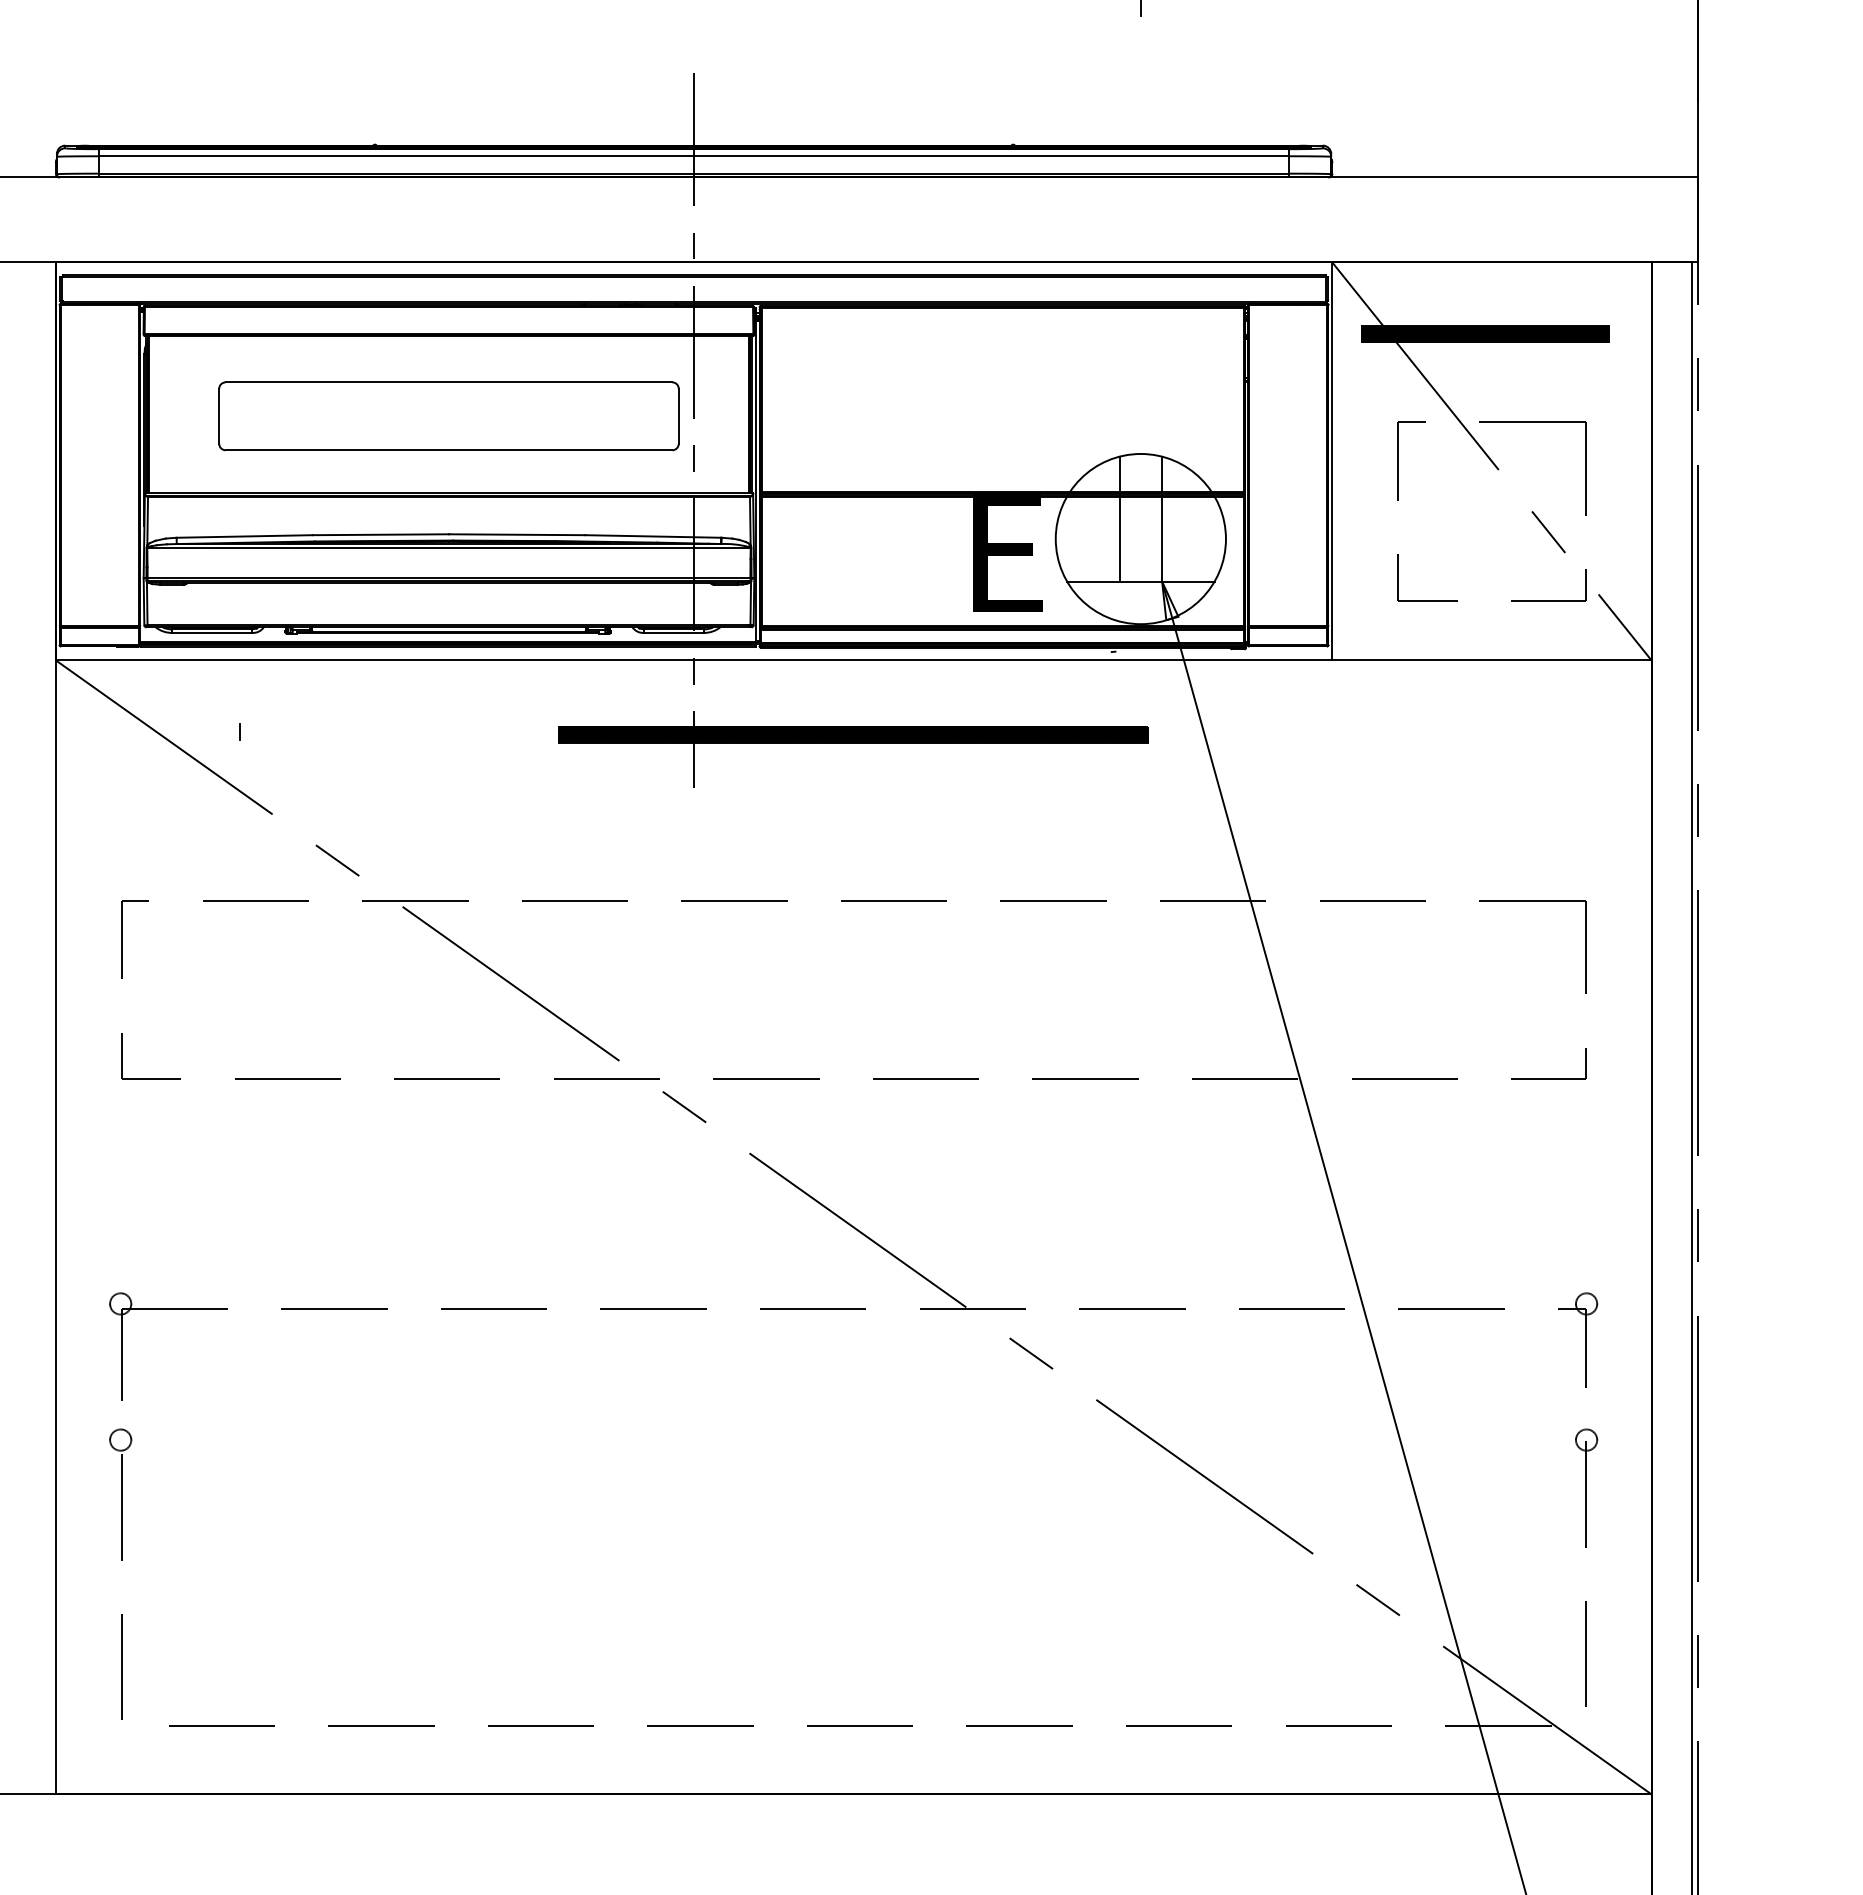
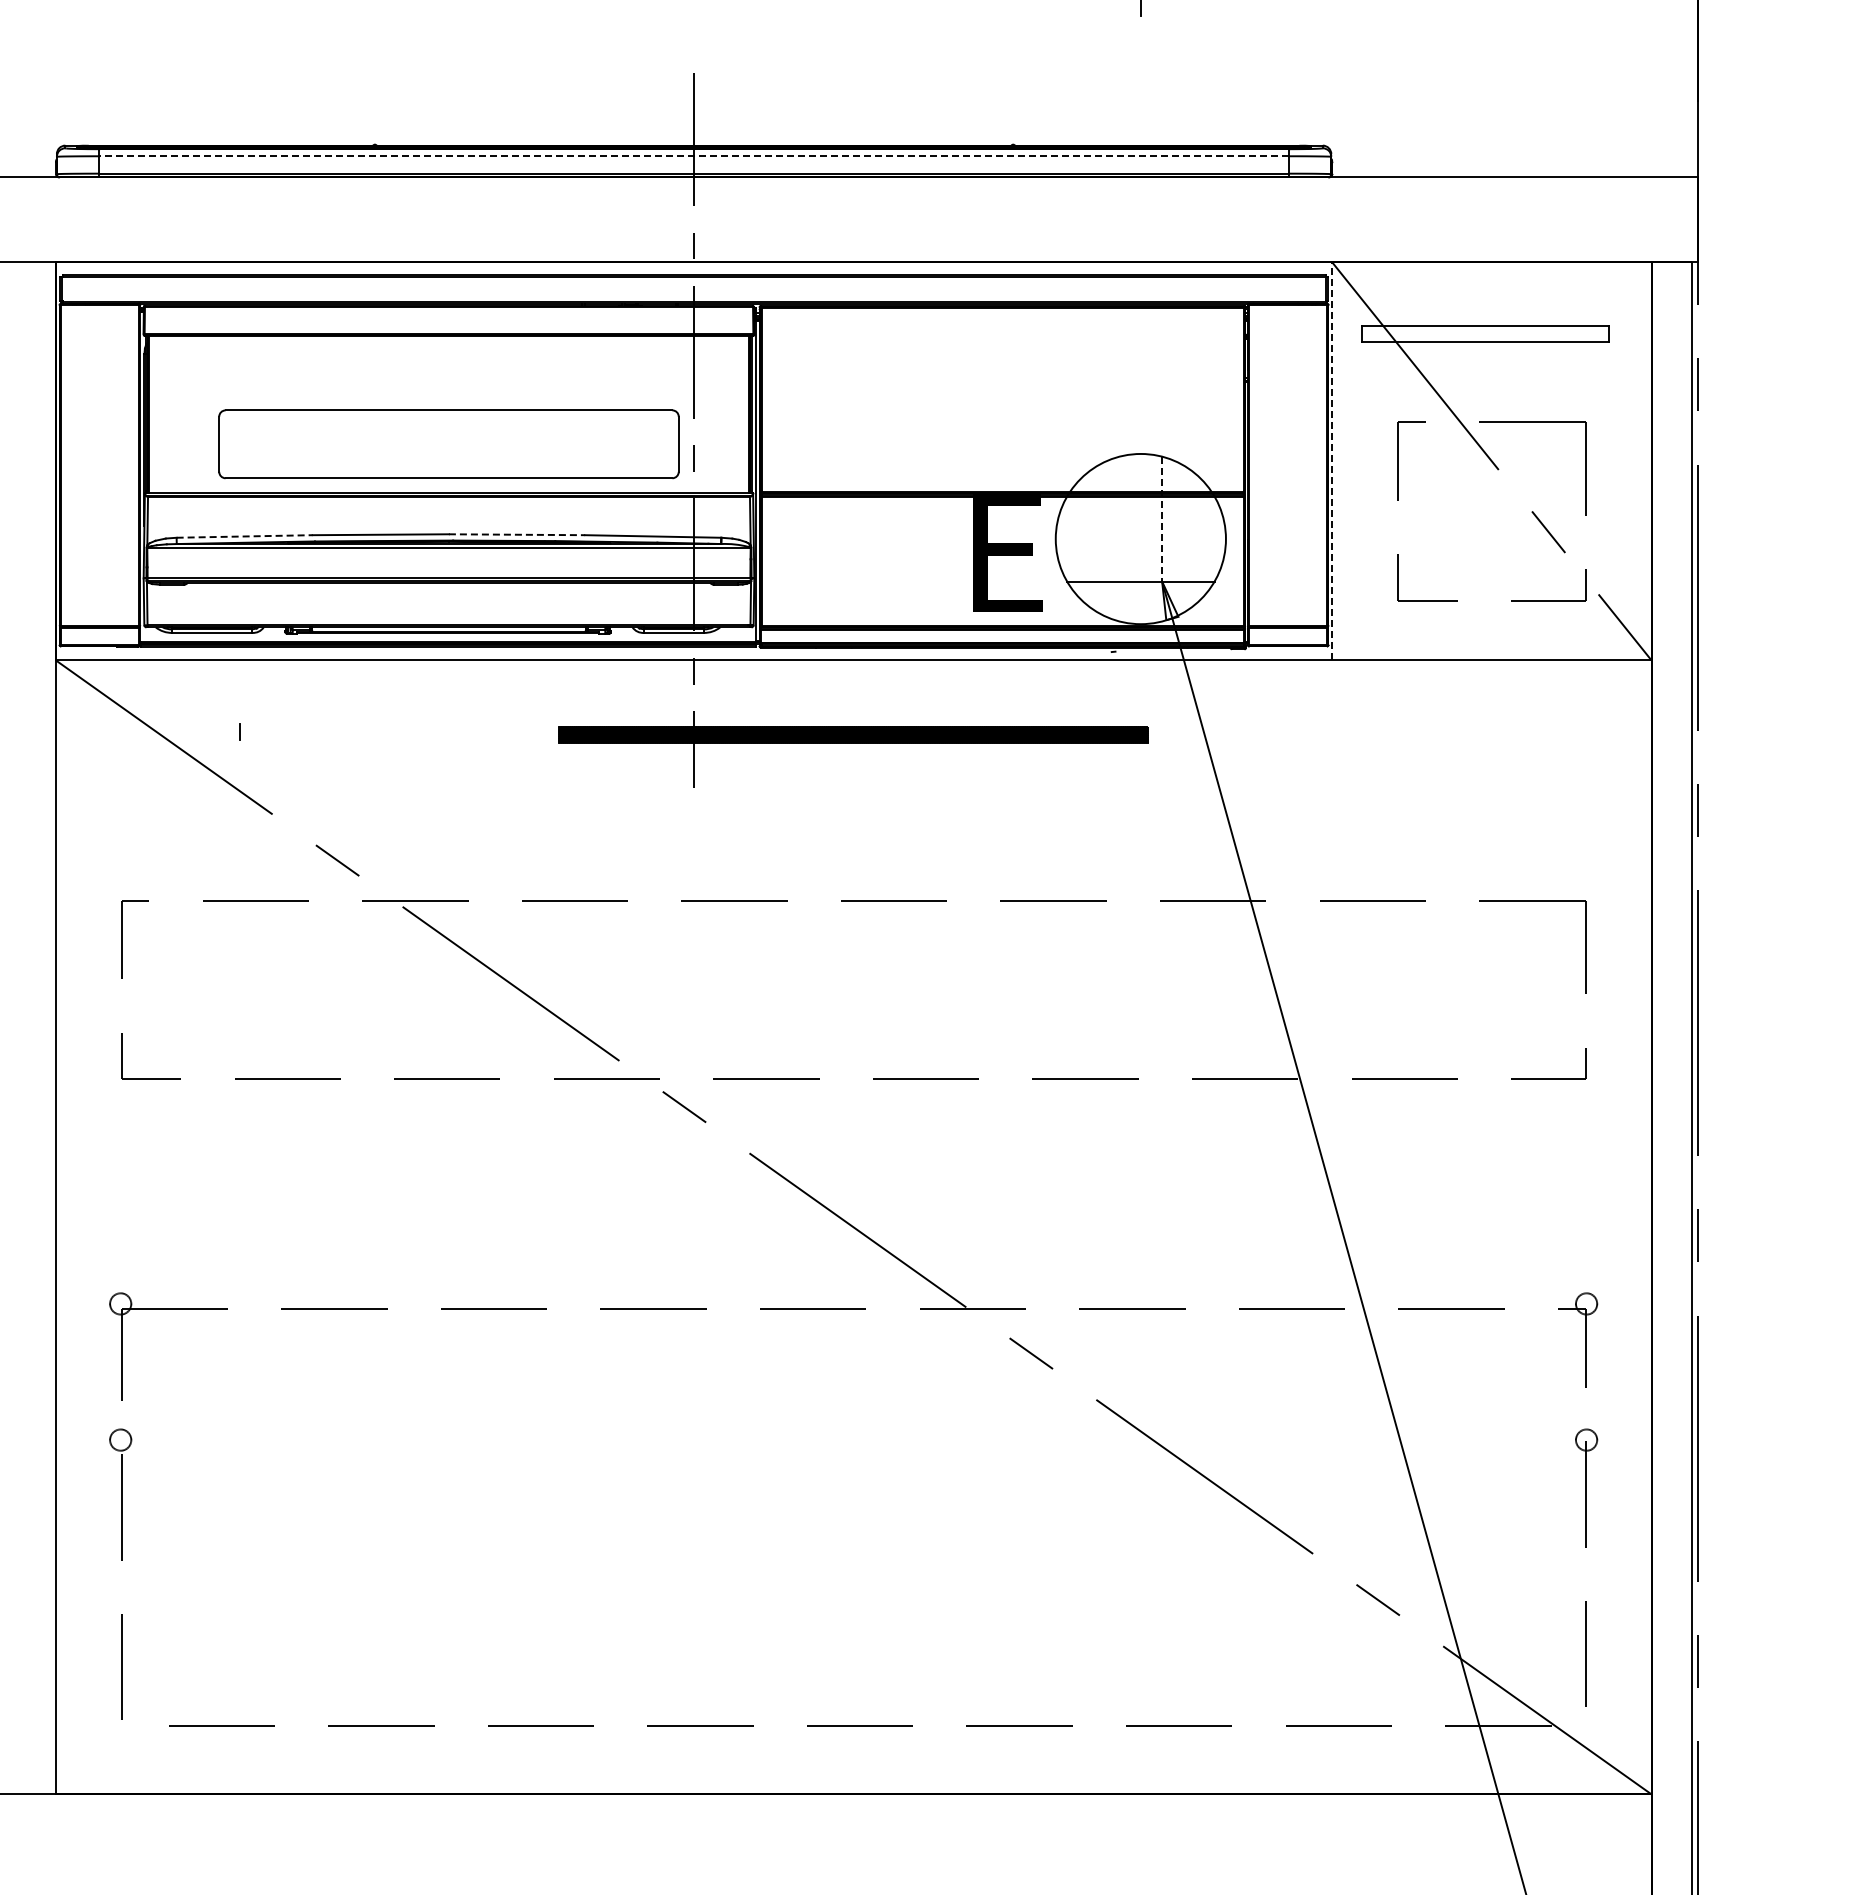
line: solid -> dashed (694, 156)
hatch: present -> none (1485, 334)
part position: (448, 416) -> (448, 444) (448, 444)
line: solid -> dashed (1332, 461)
line: present -> none (1119, 518)
line: solid -> dashed (1162, 519)
line: solid -> dashed (517, 534)
line: solid -> dashed (245, 536)
